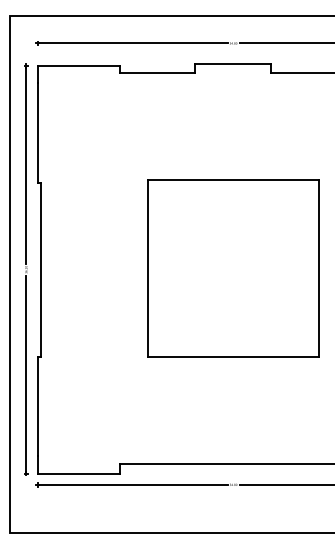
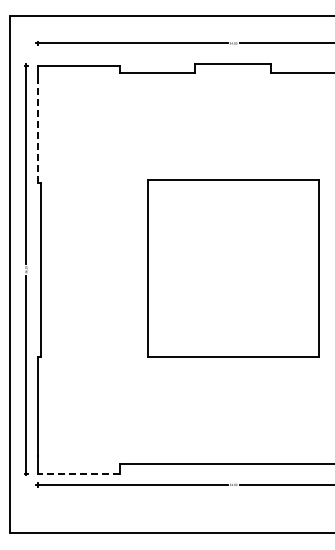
line: solid -> dashed (37, 132)
line: solid -> dashed (78, 473)
